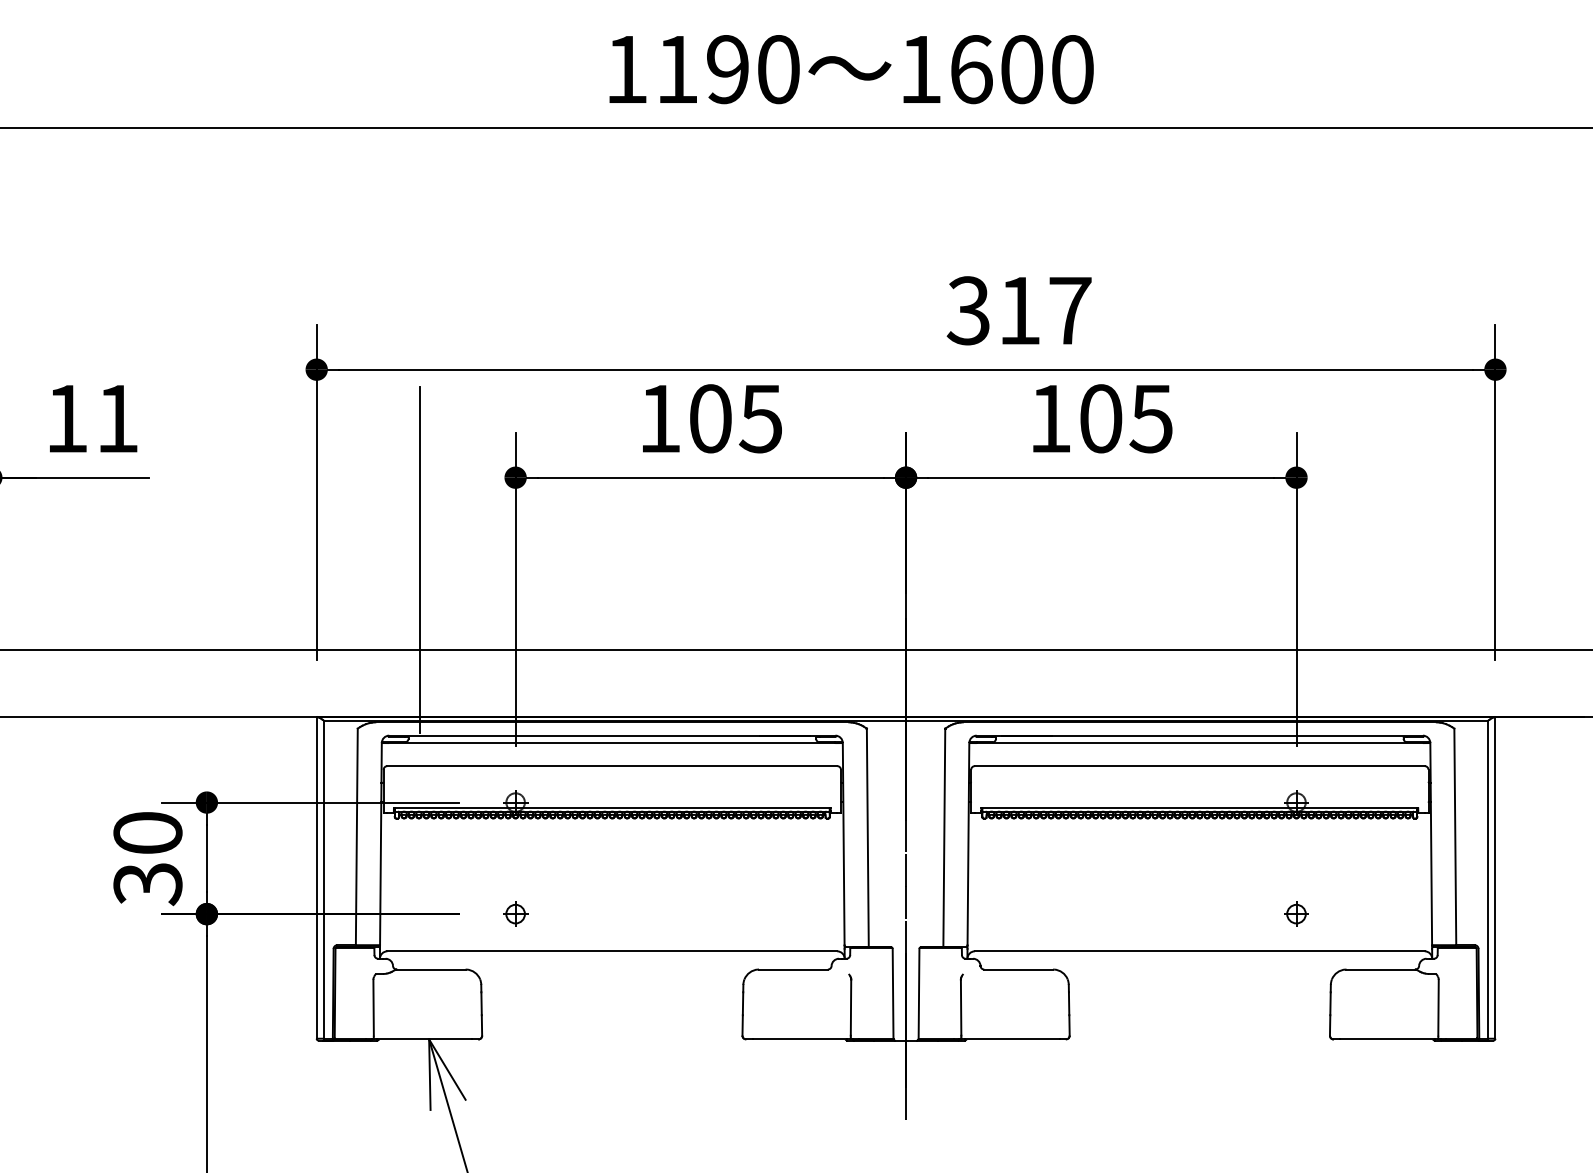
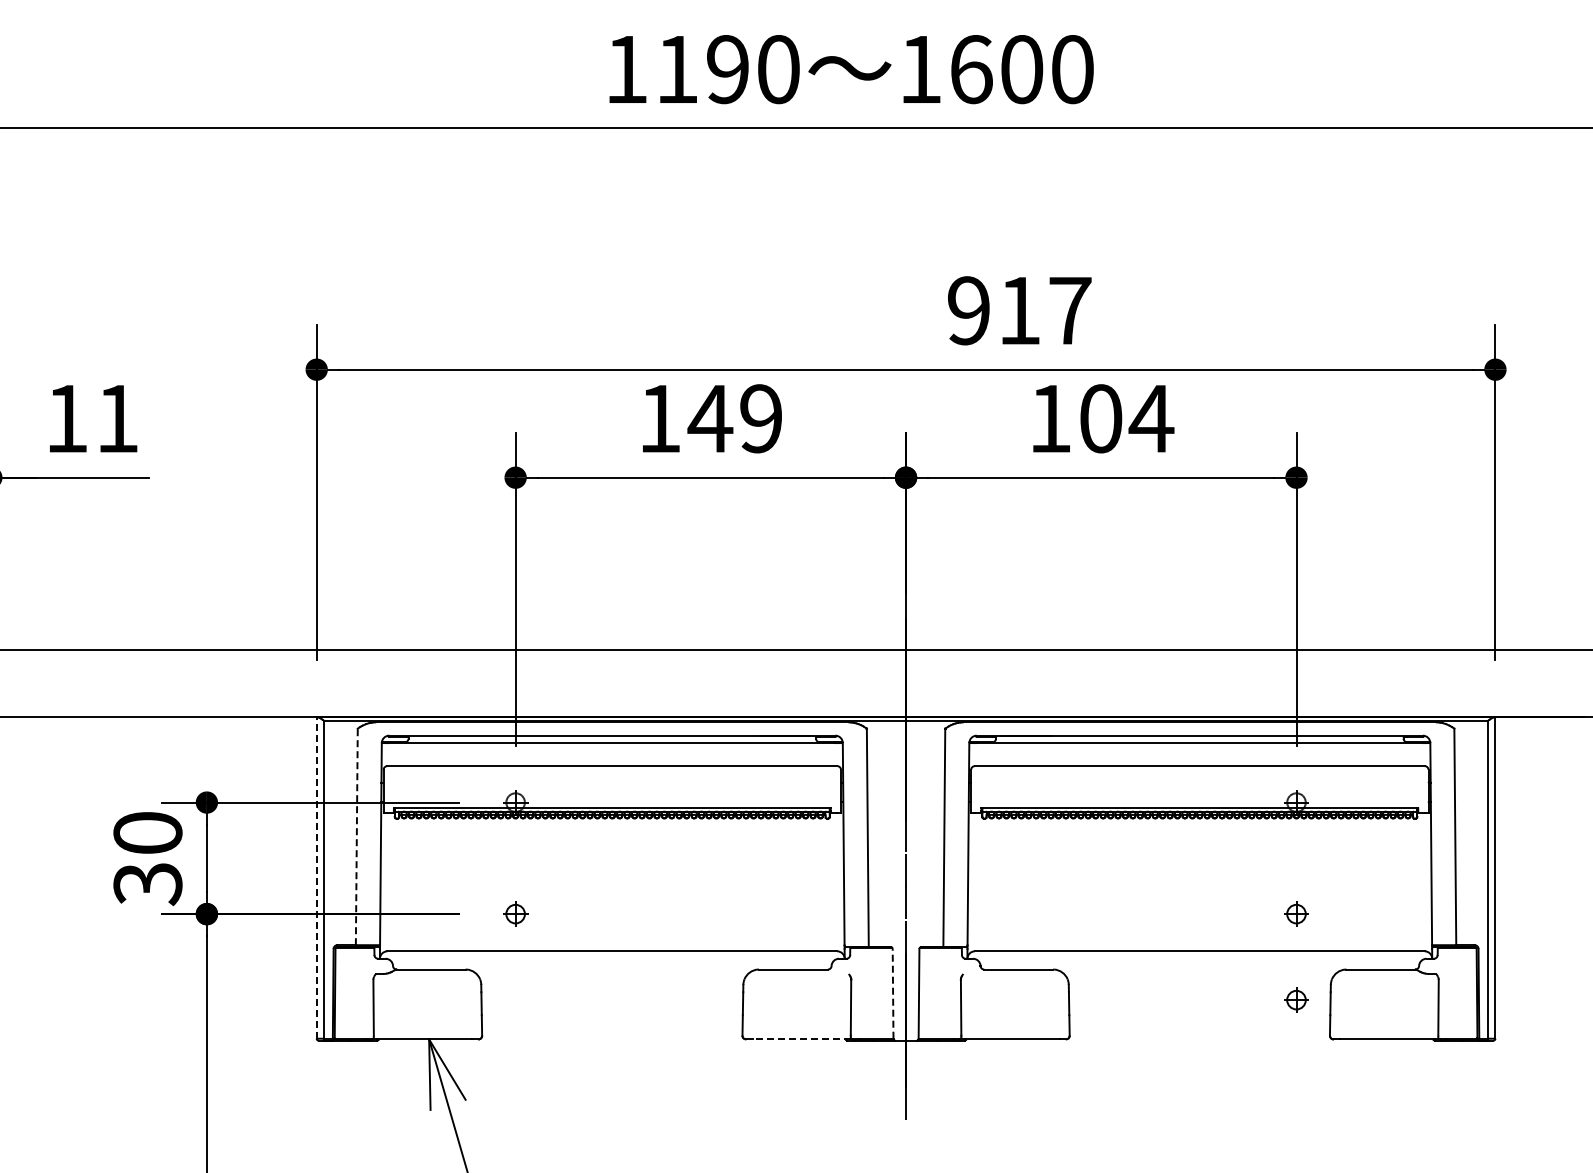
text: 317 -> 917 (967, 310)
text: 105 -> 149 (734, 418)
text: 105 -> 104 (1151, 419)
line: present -> none (420, 560)
line: solid -> dashed (356, 836)
line: solid -> dashed (316, 877)
line: solid -> dashed (893, 993)
part: none -> present (1296, 999)
line: solid -> dashed (801, 1039)
